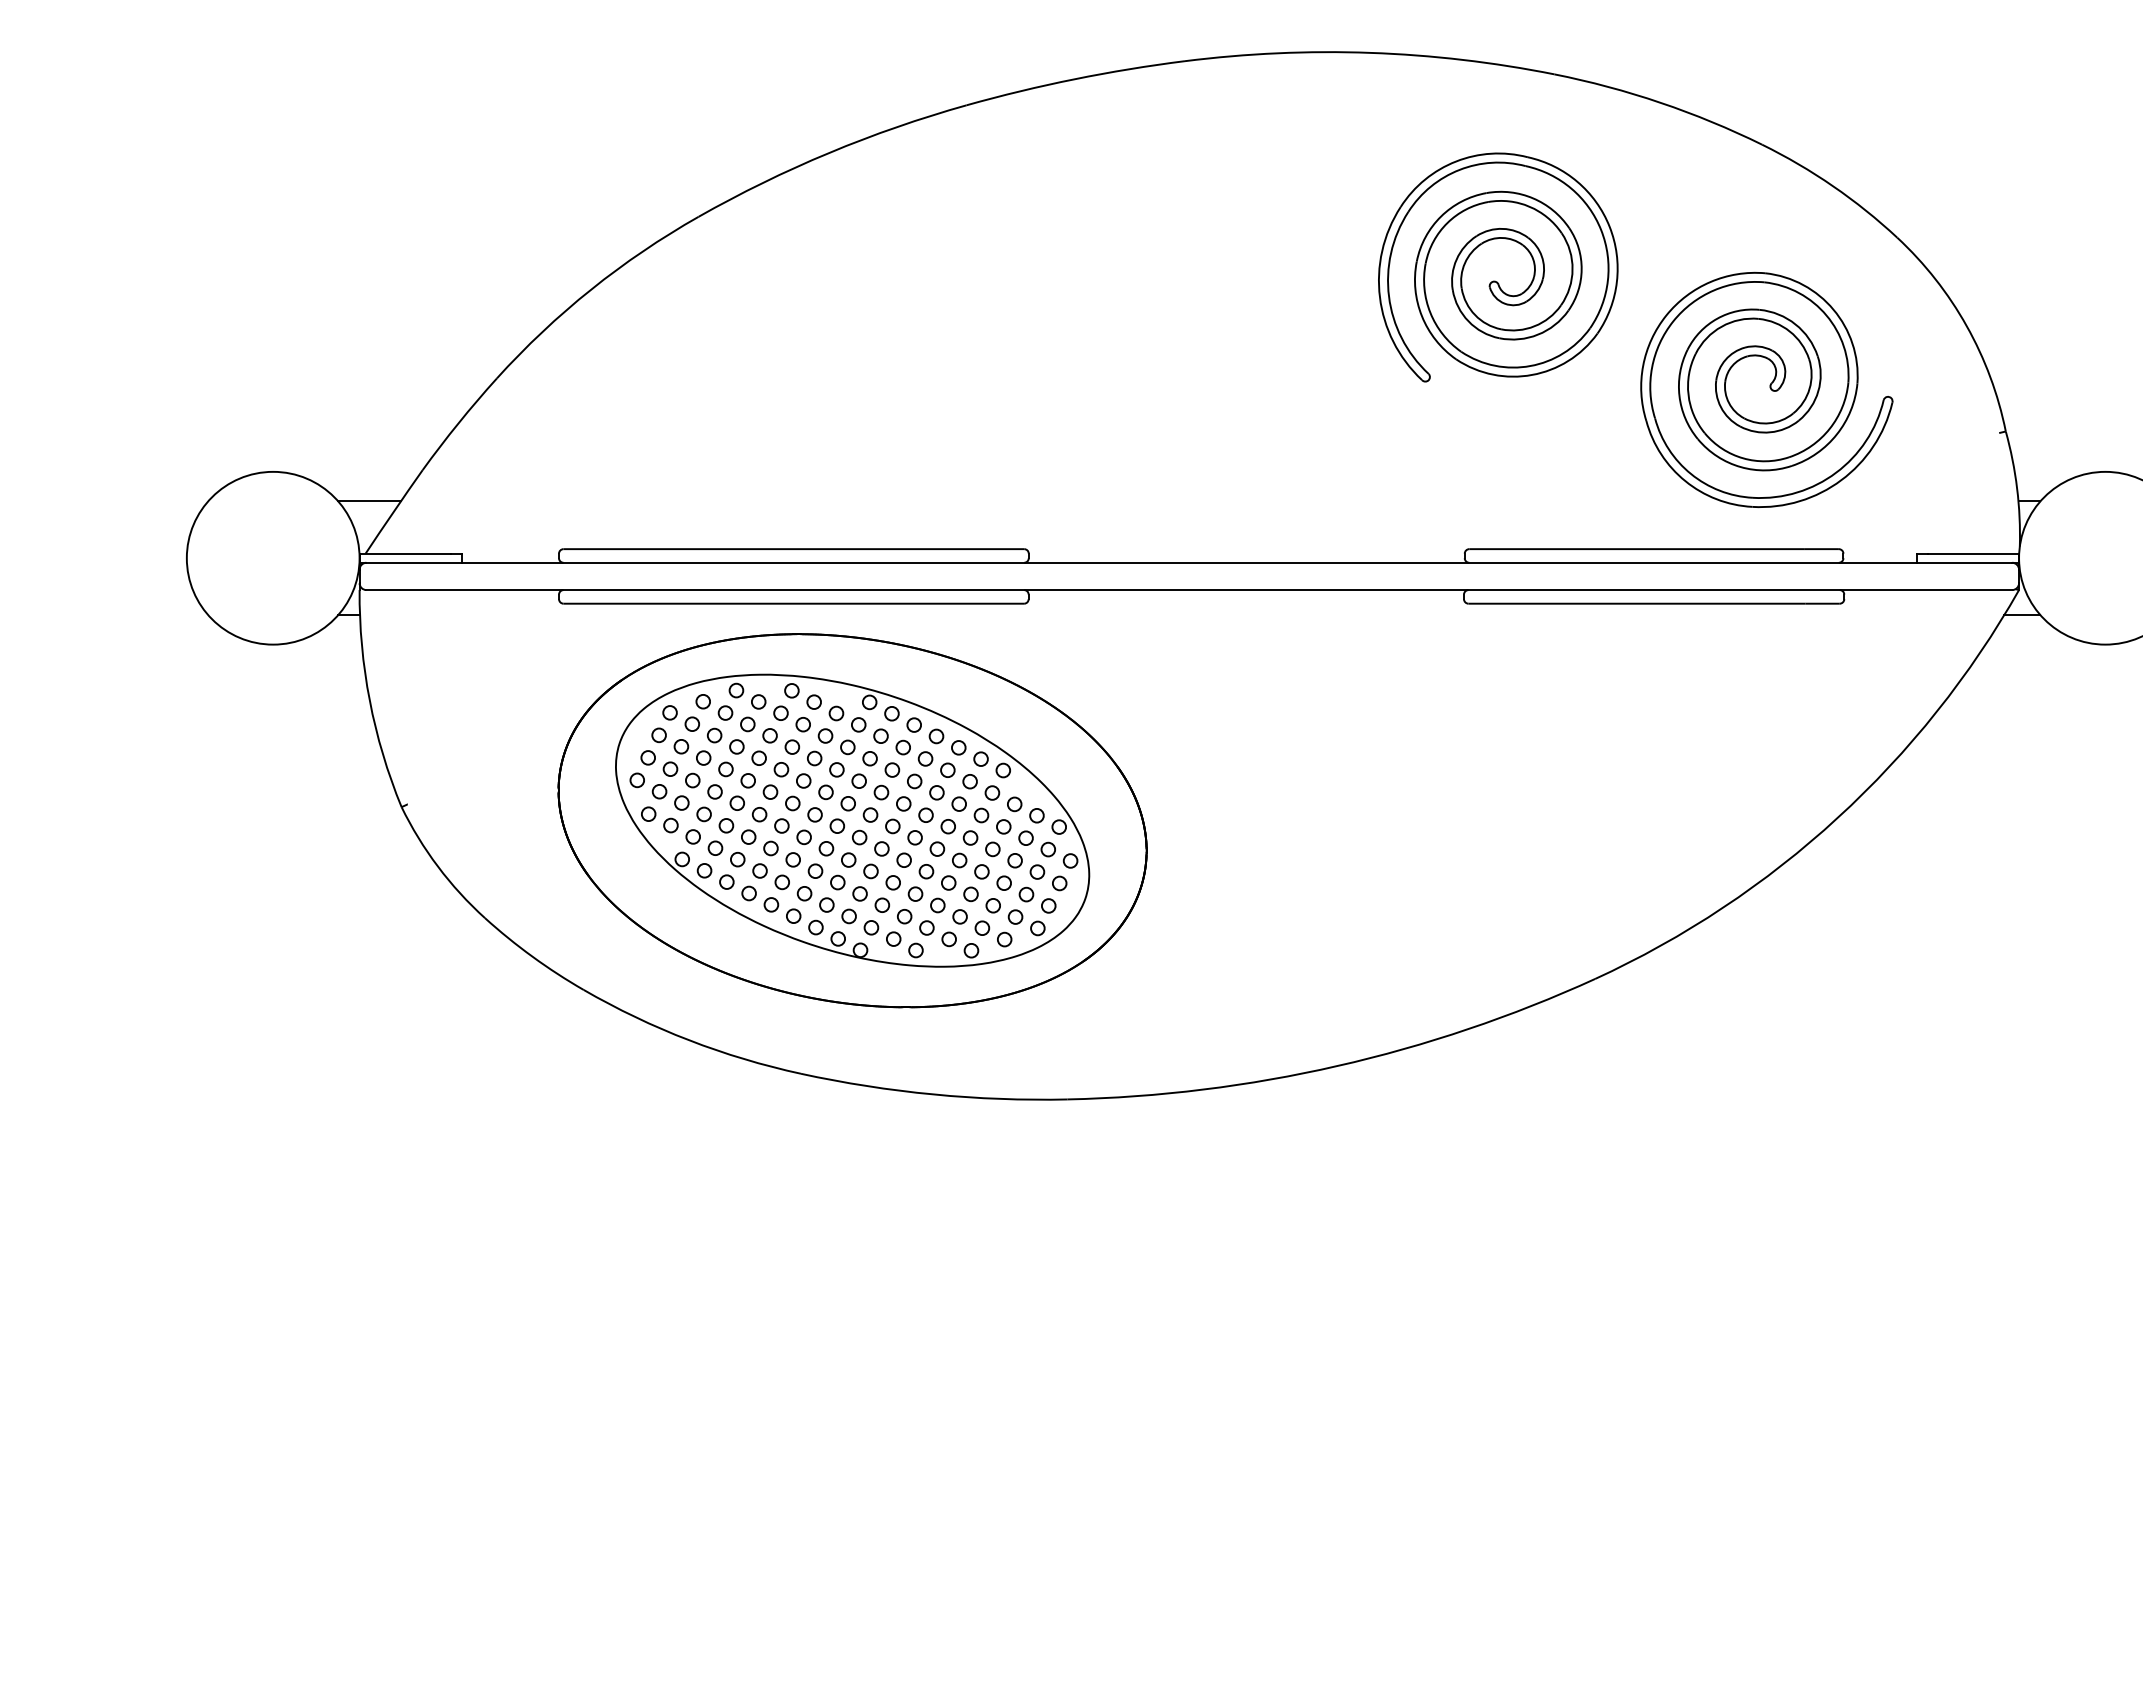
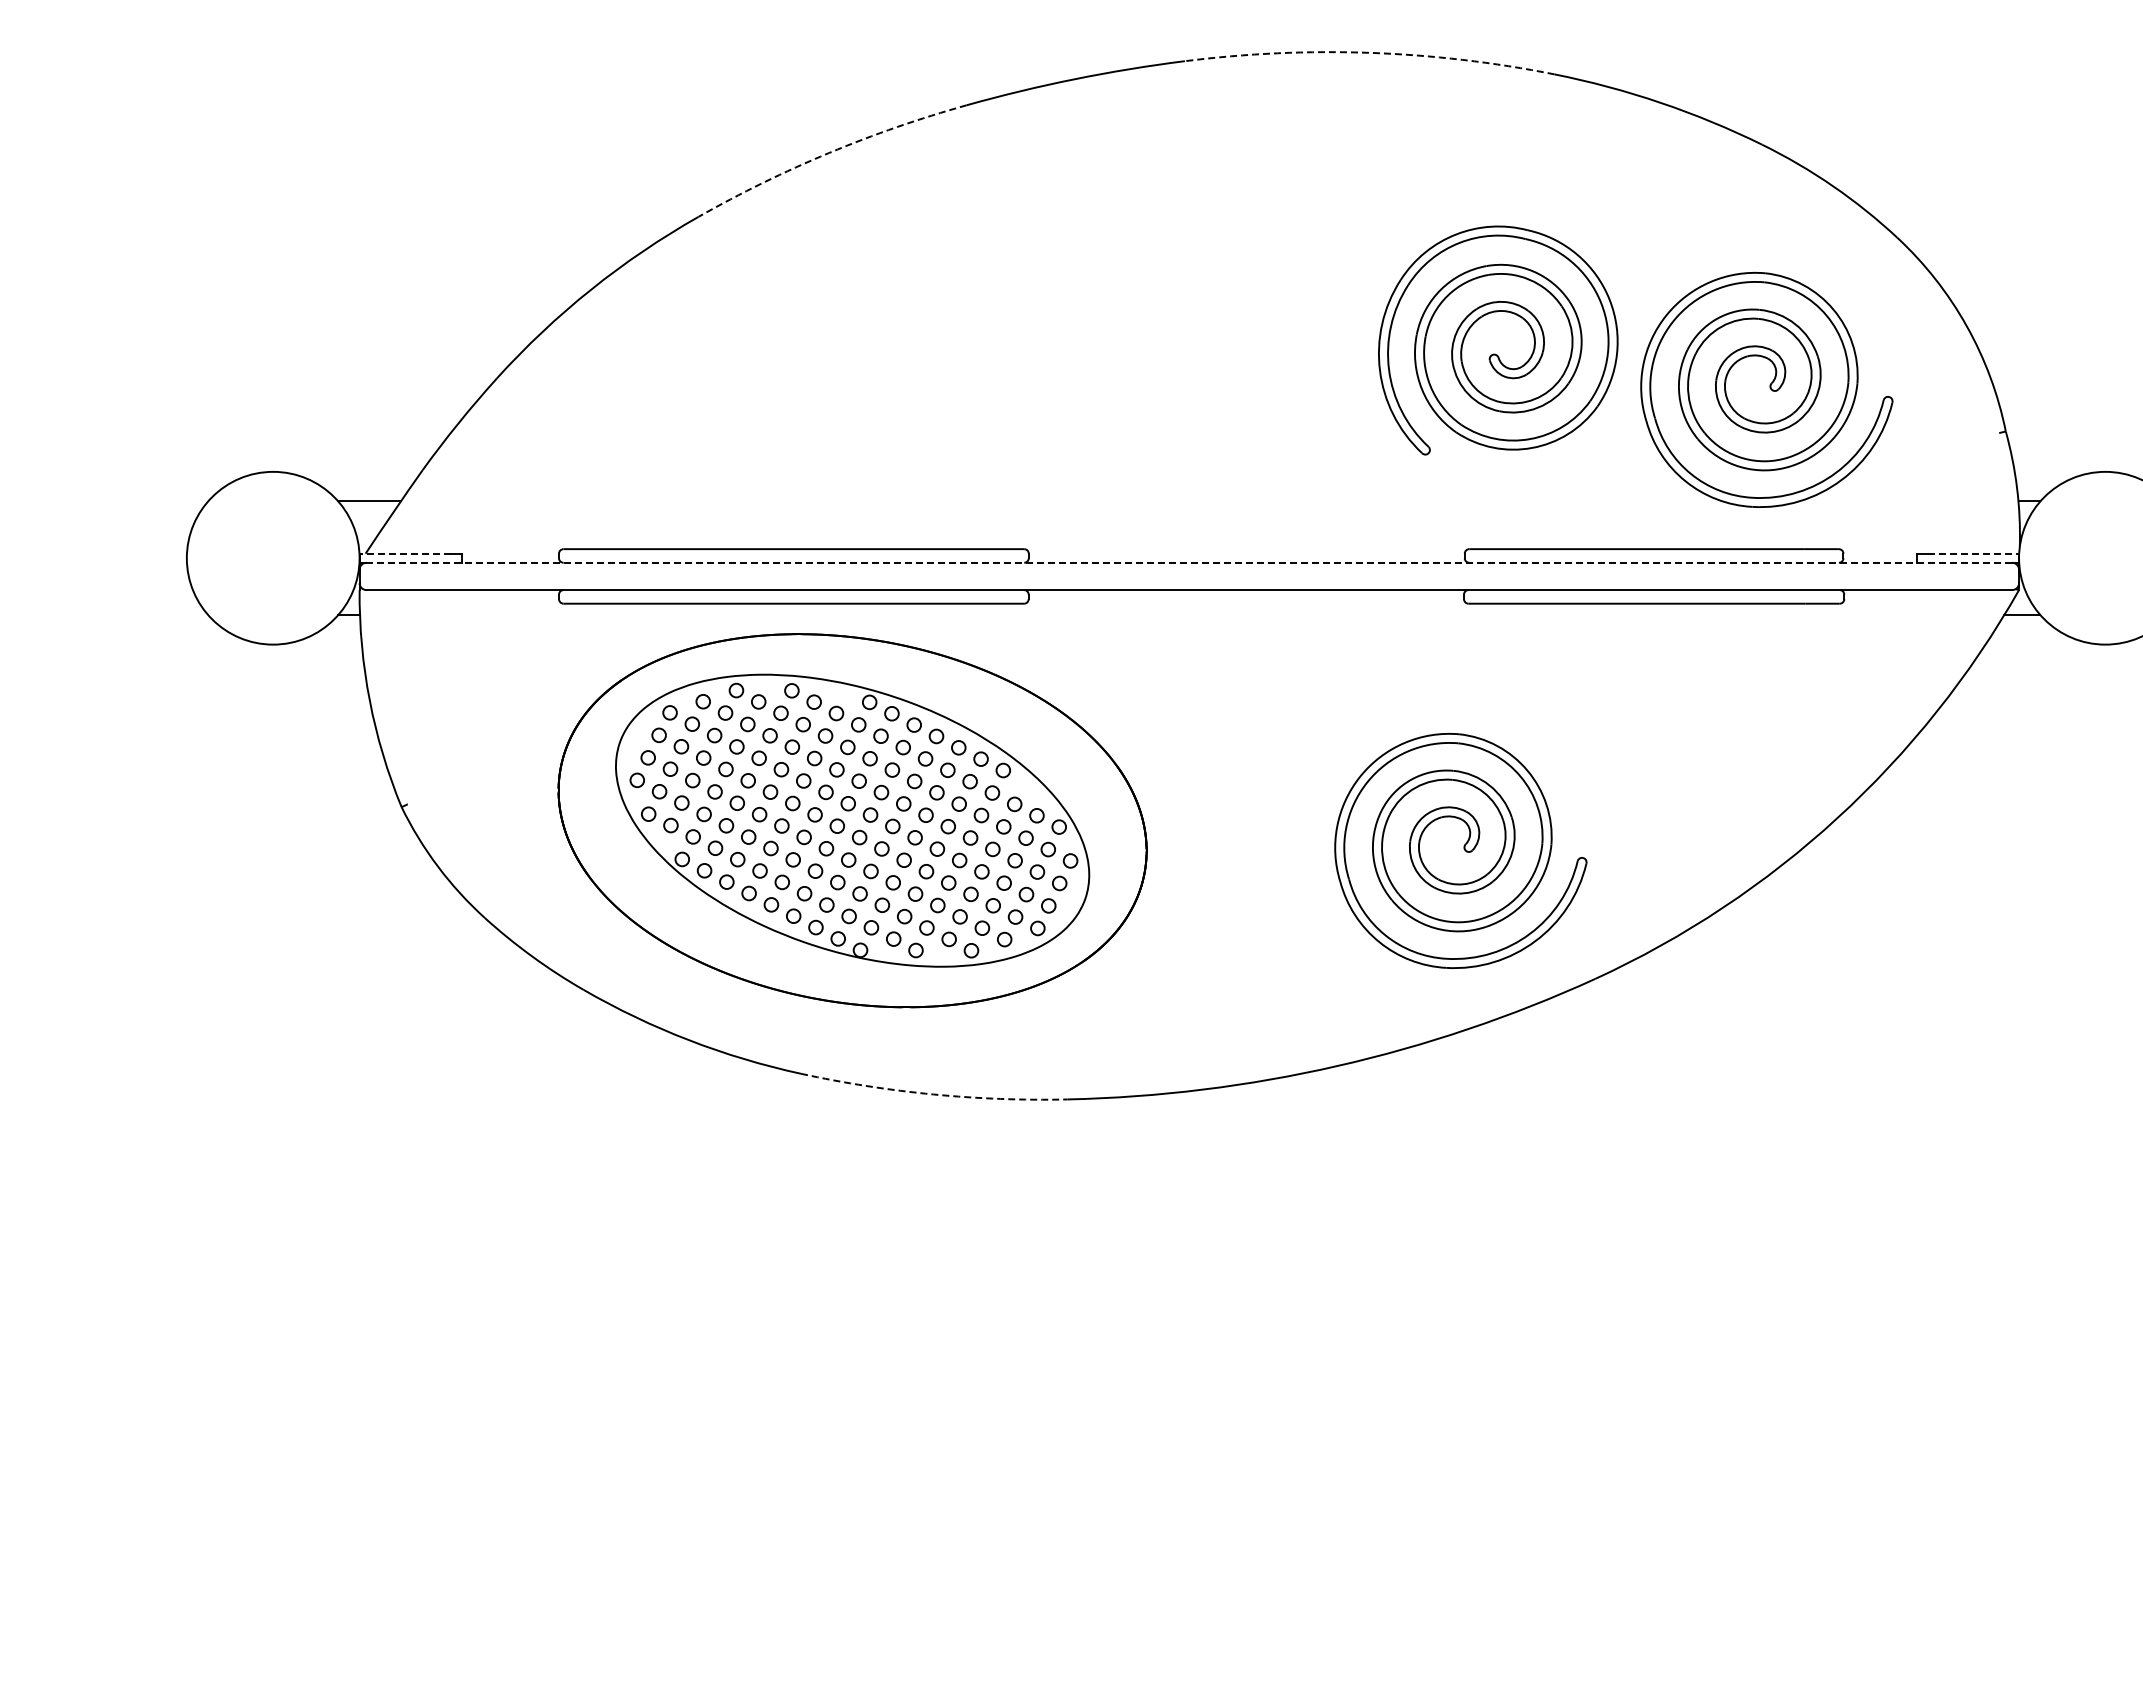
arc: solid -> dashed (1370, 52)
arc: solid -> dashed (829, 152)
part position: (1495, 280) -> (1495, 353) (1495, 353)
line: solid -> dashed (404, 553)
line: solid -> dashed (1974, 553)
line: solid -> dashed (1189, 562)
part: none -> present (1460, 850)
arc: solid -> dashed (933, 1094)
